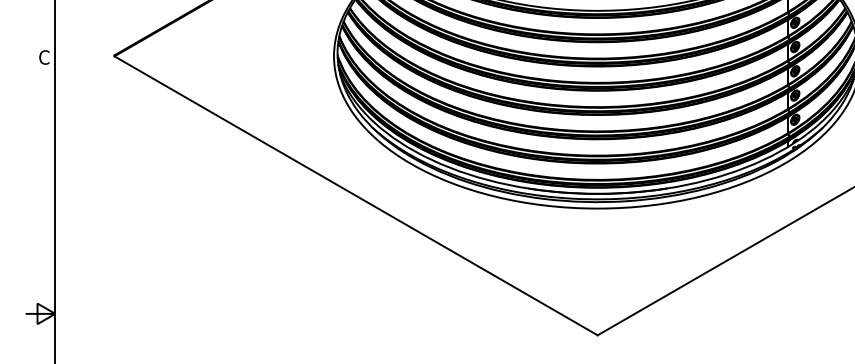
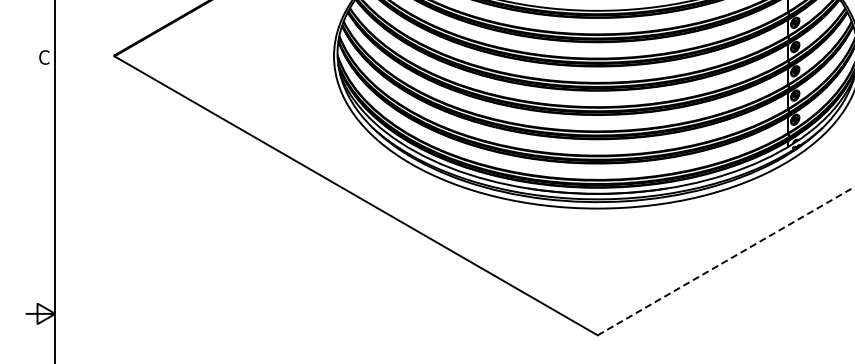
line: solid -> dashed (726, 260)
